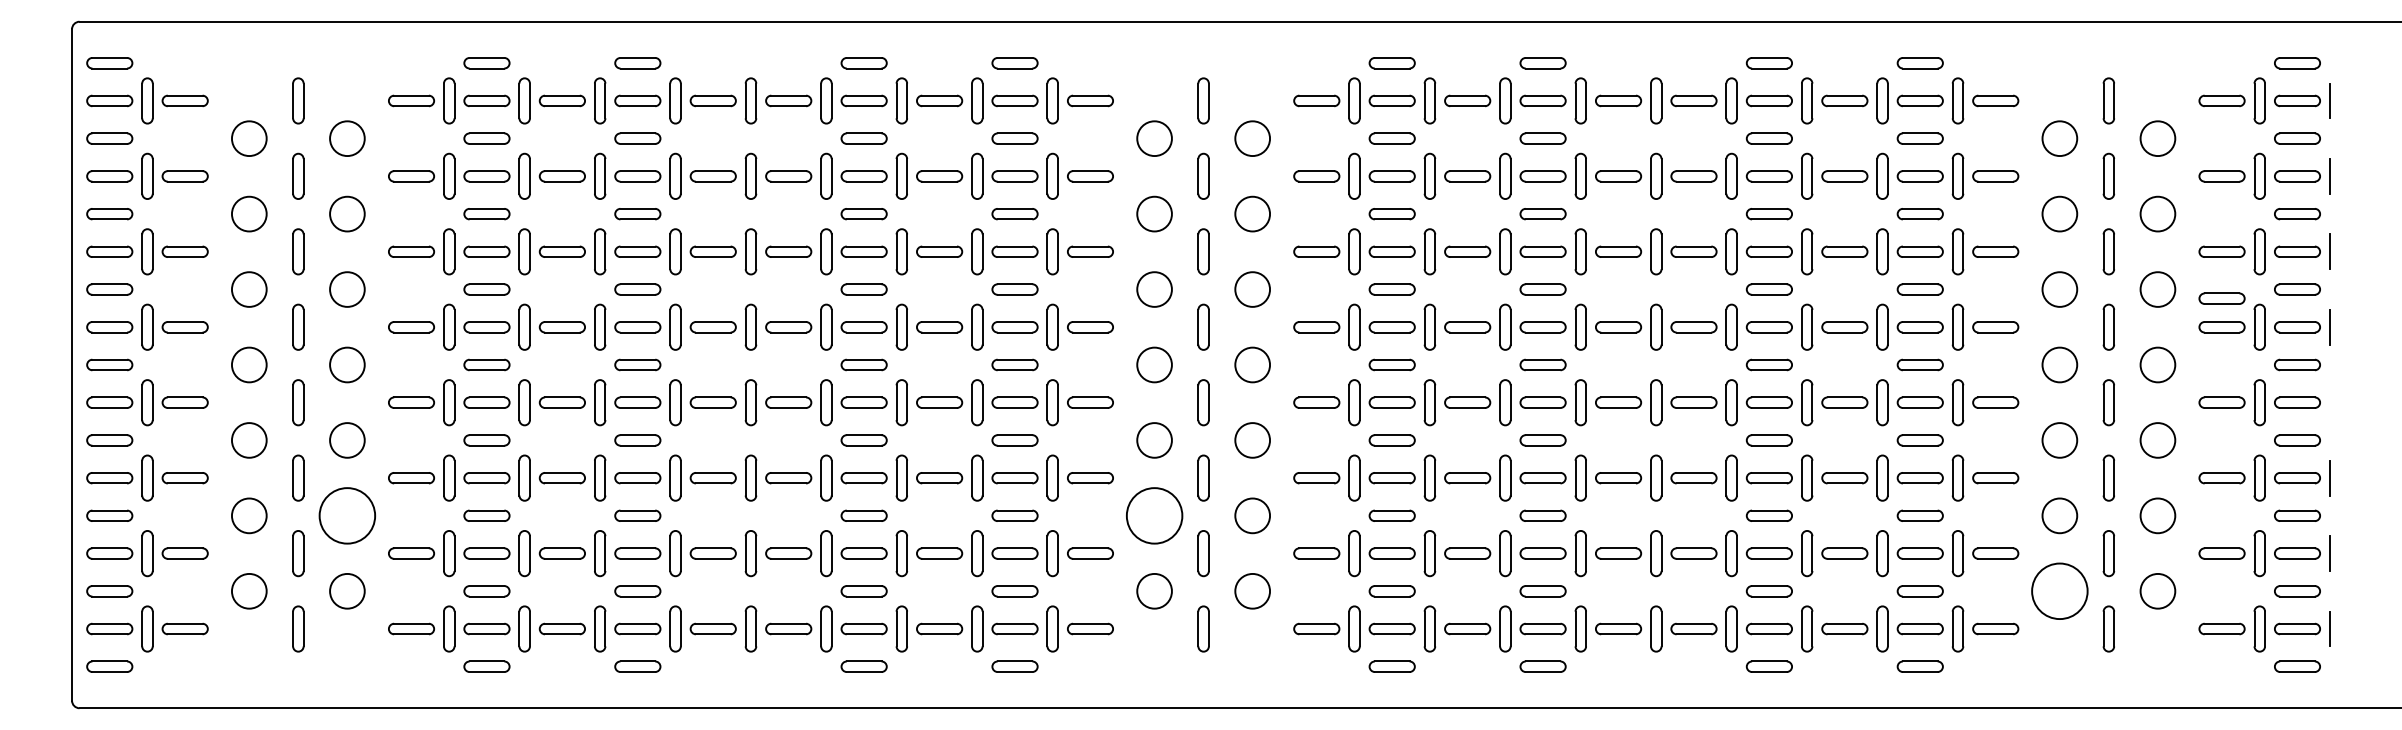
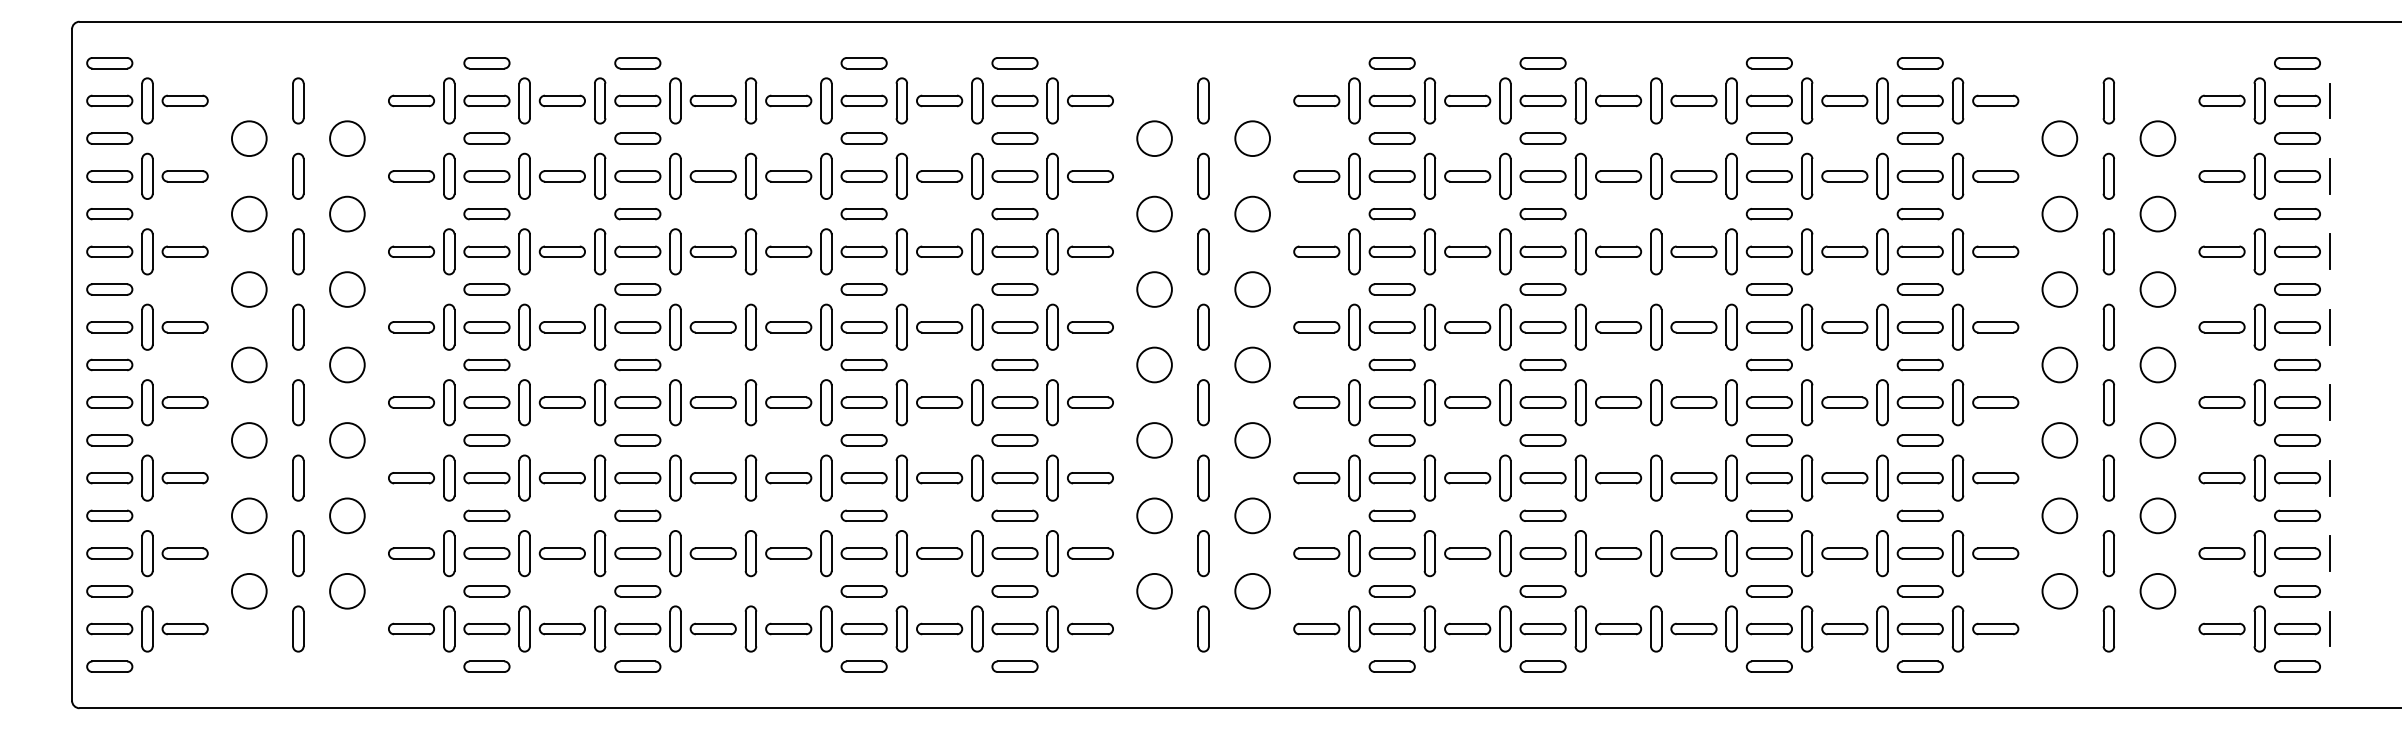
part: present -> none (2221, 298)
line: none -> present (2329, 402)
circle diameter: 56 px -> 35 px (347, 515)
circle diameter: 56 px -> 35 px (1154, 515)
circle diameter: 56 px -> 35 px (2059, 590)
